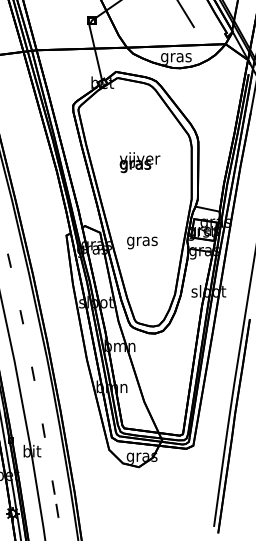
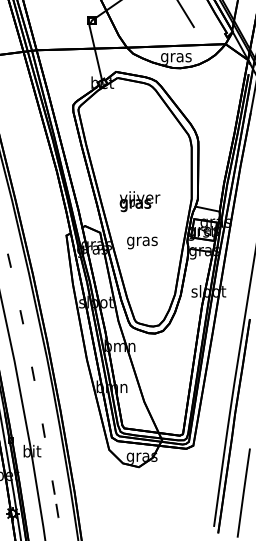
text position: (139, 162) -> (139, 201) (139, 201)
line: none -> present (243, 492)
